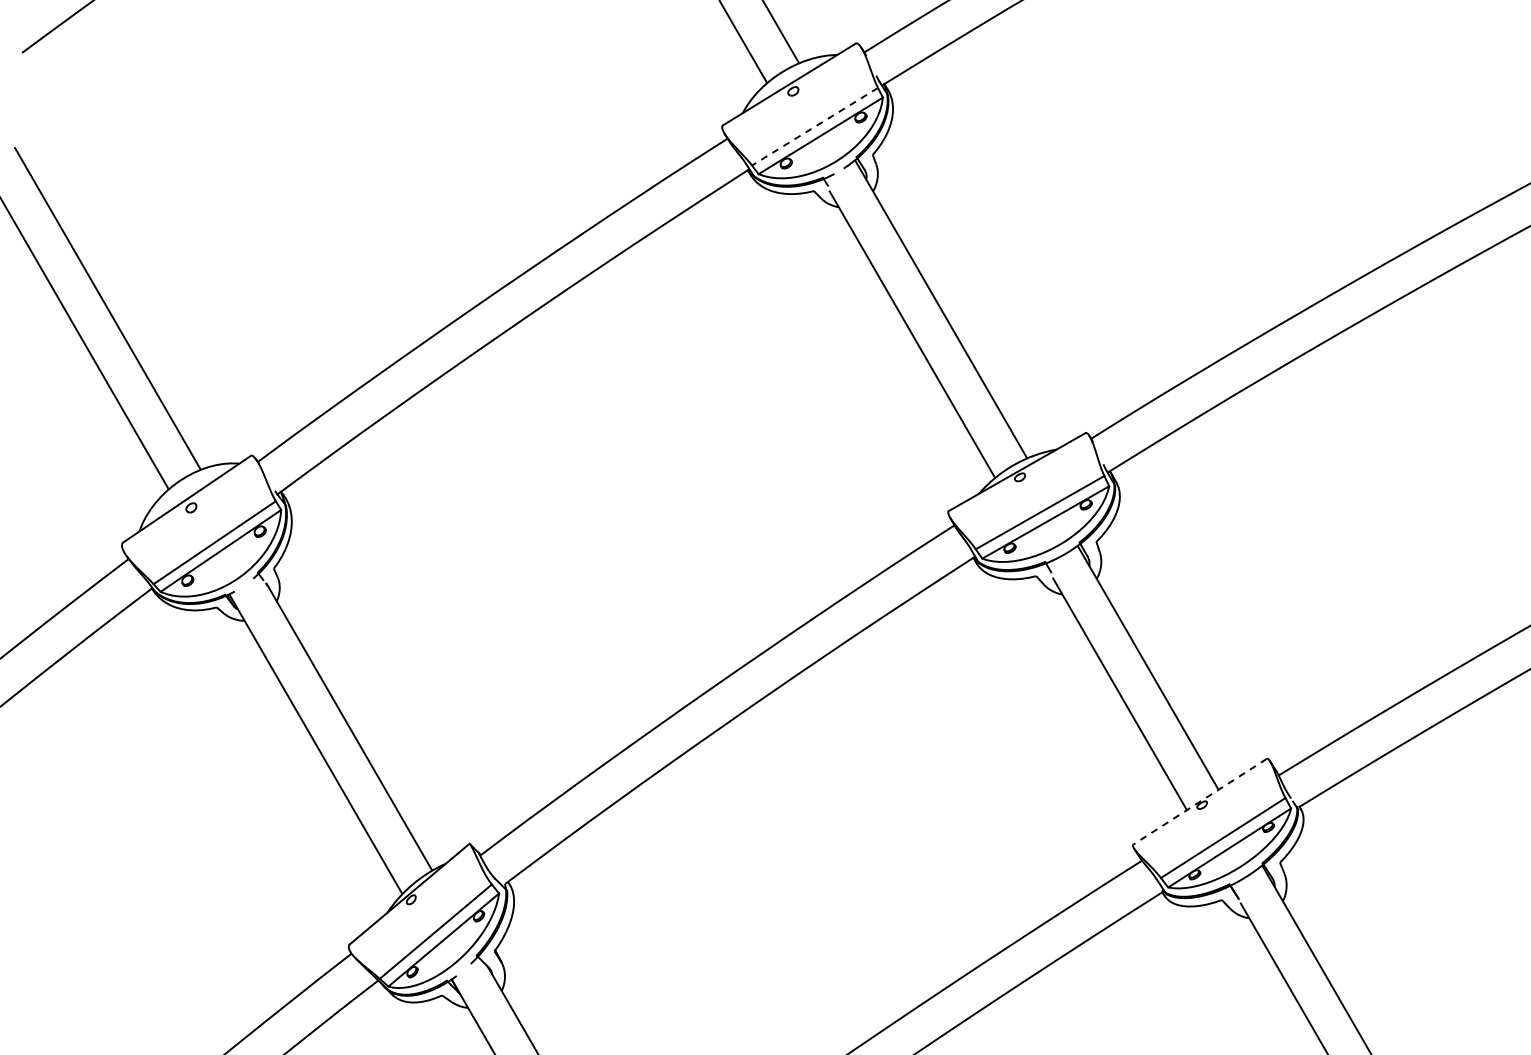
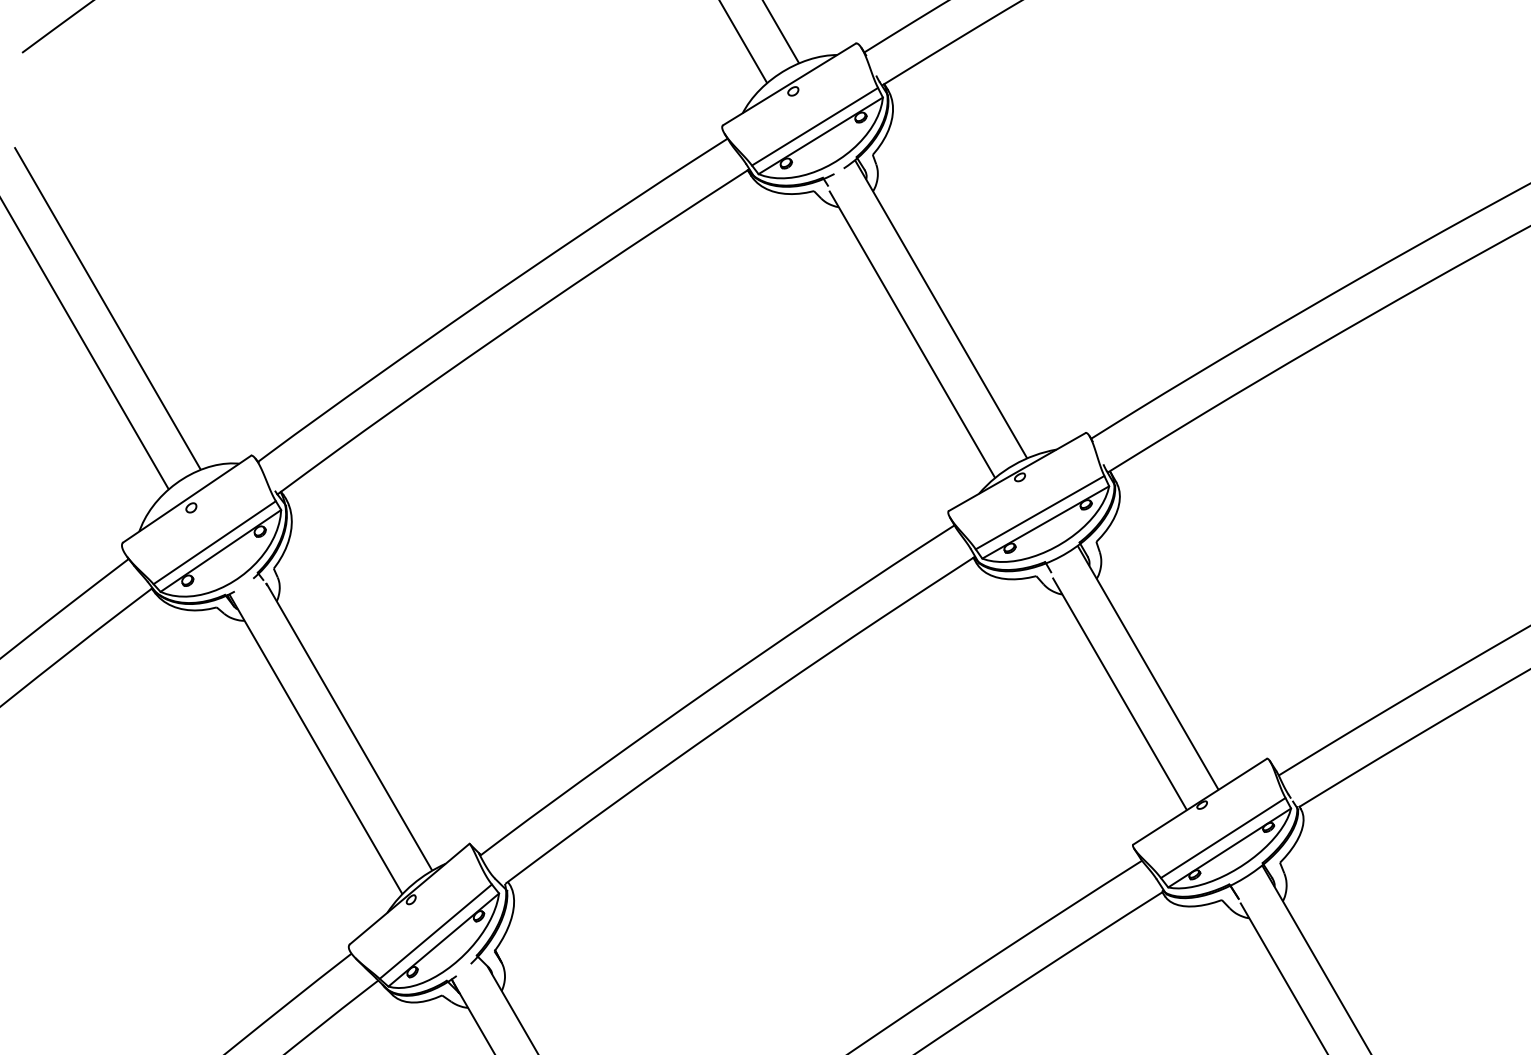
line: dashed -> solid (814, 127)
line: dashed -> solid (1199, 801)
